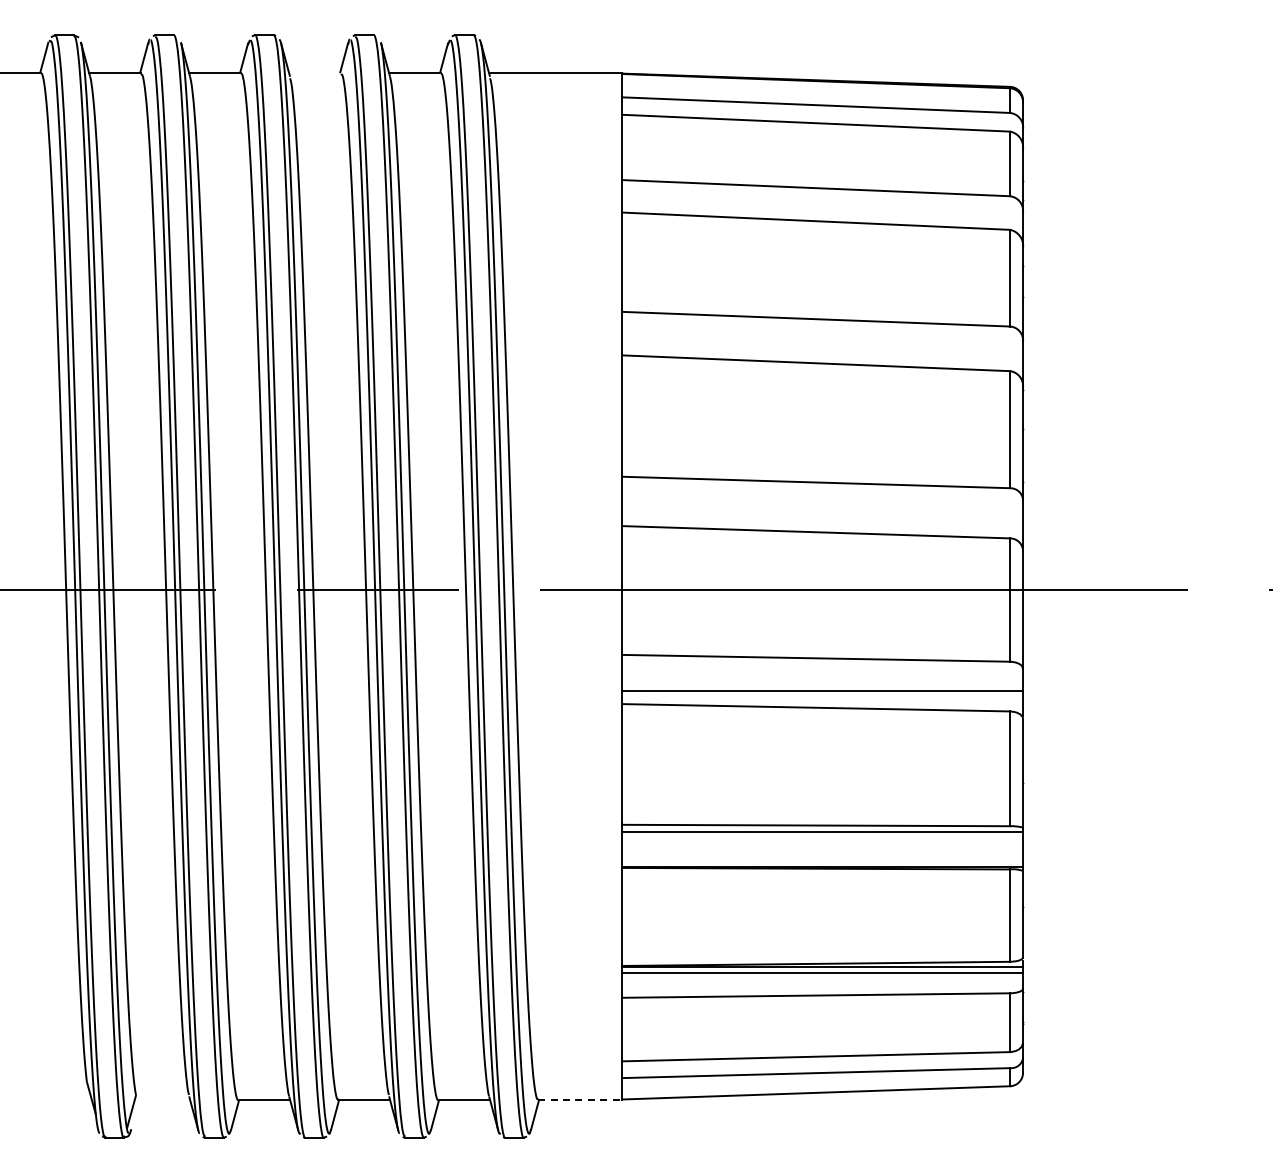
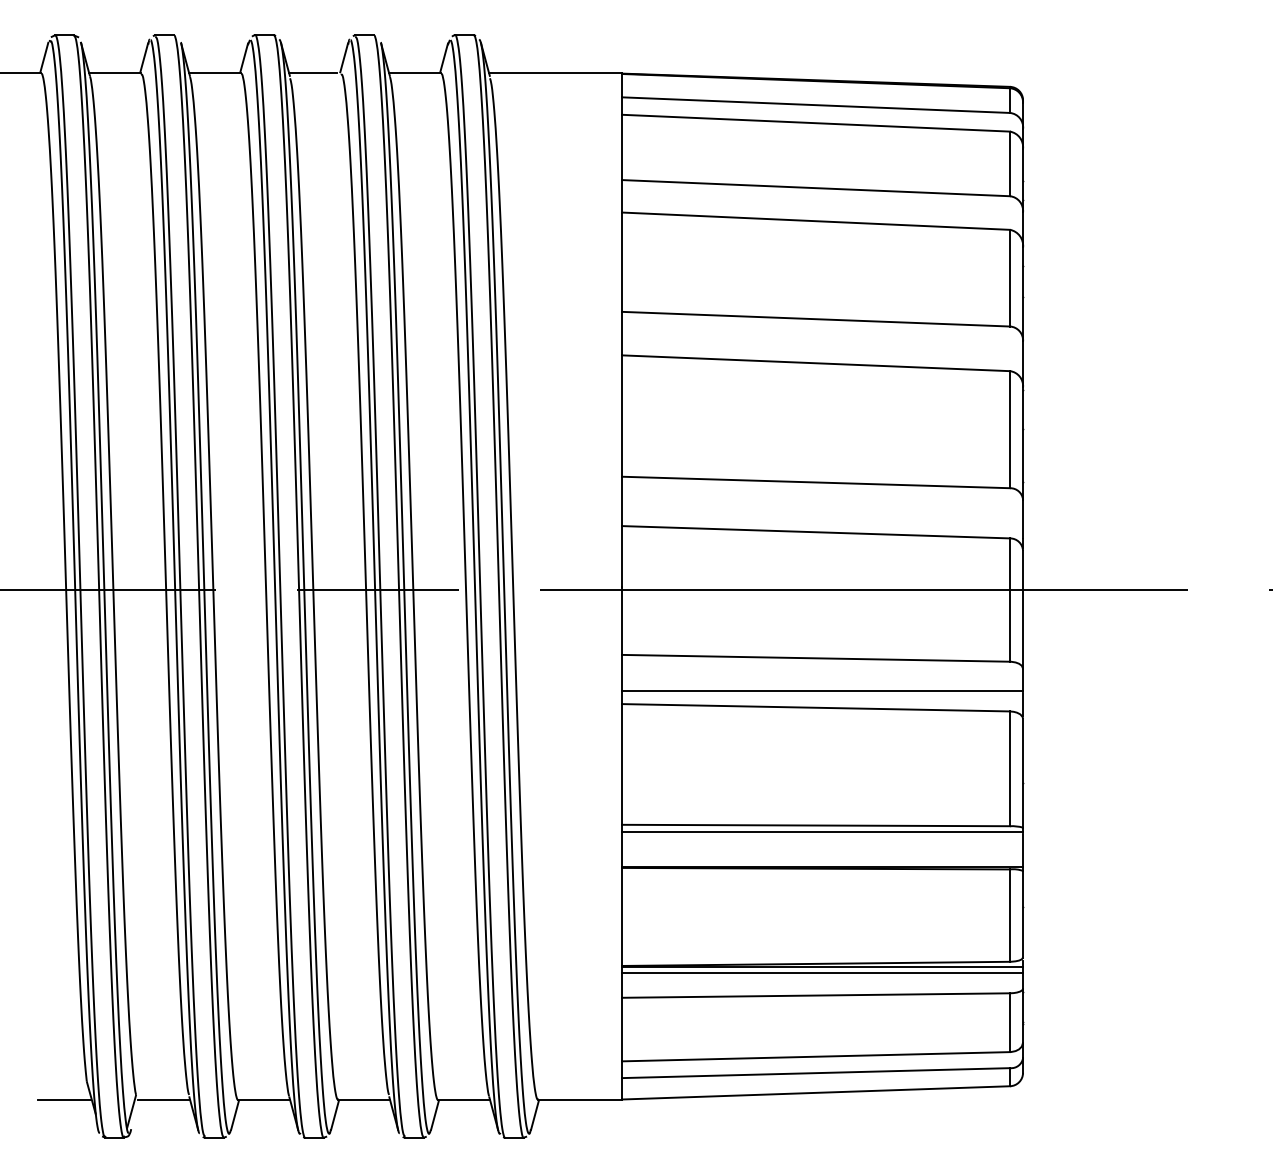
line: none -> present (312, 73)
line: none -> present (64, 1099)
line: none -> present (164, 1099)
line: dashed -> solid (580, 1099)
